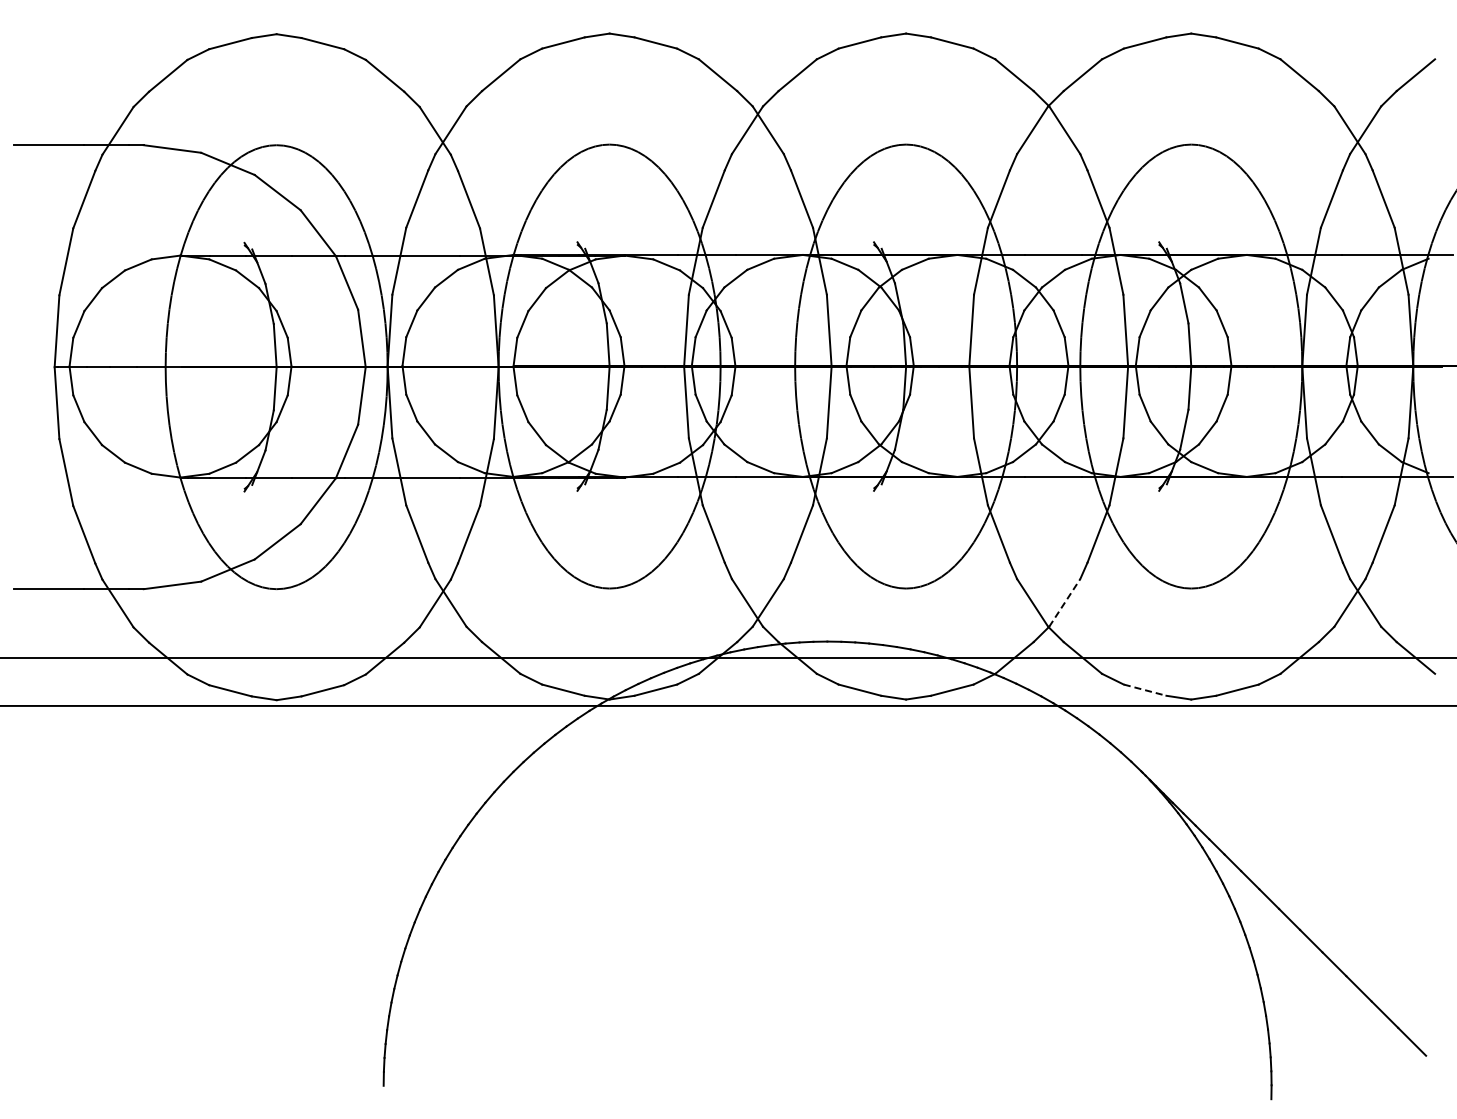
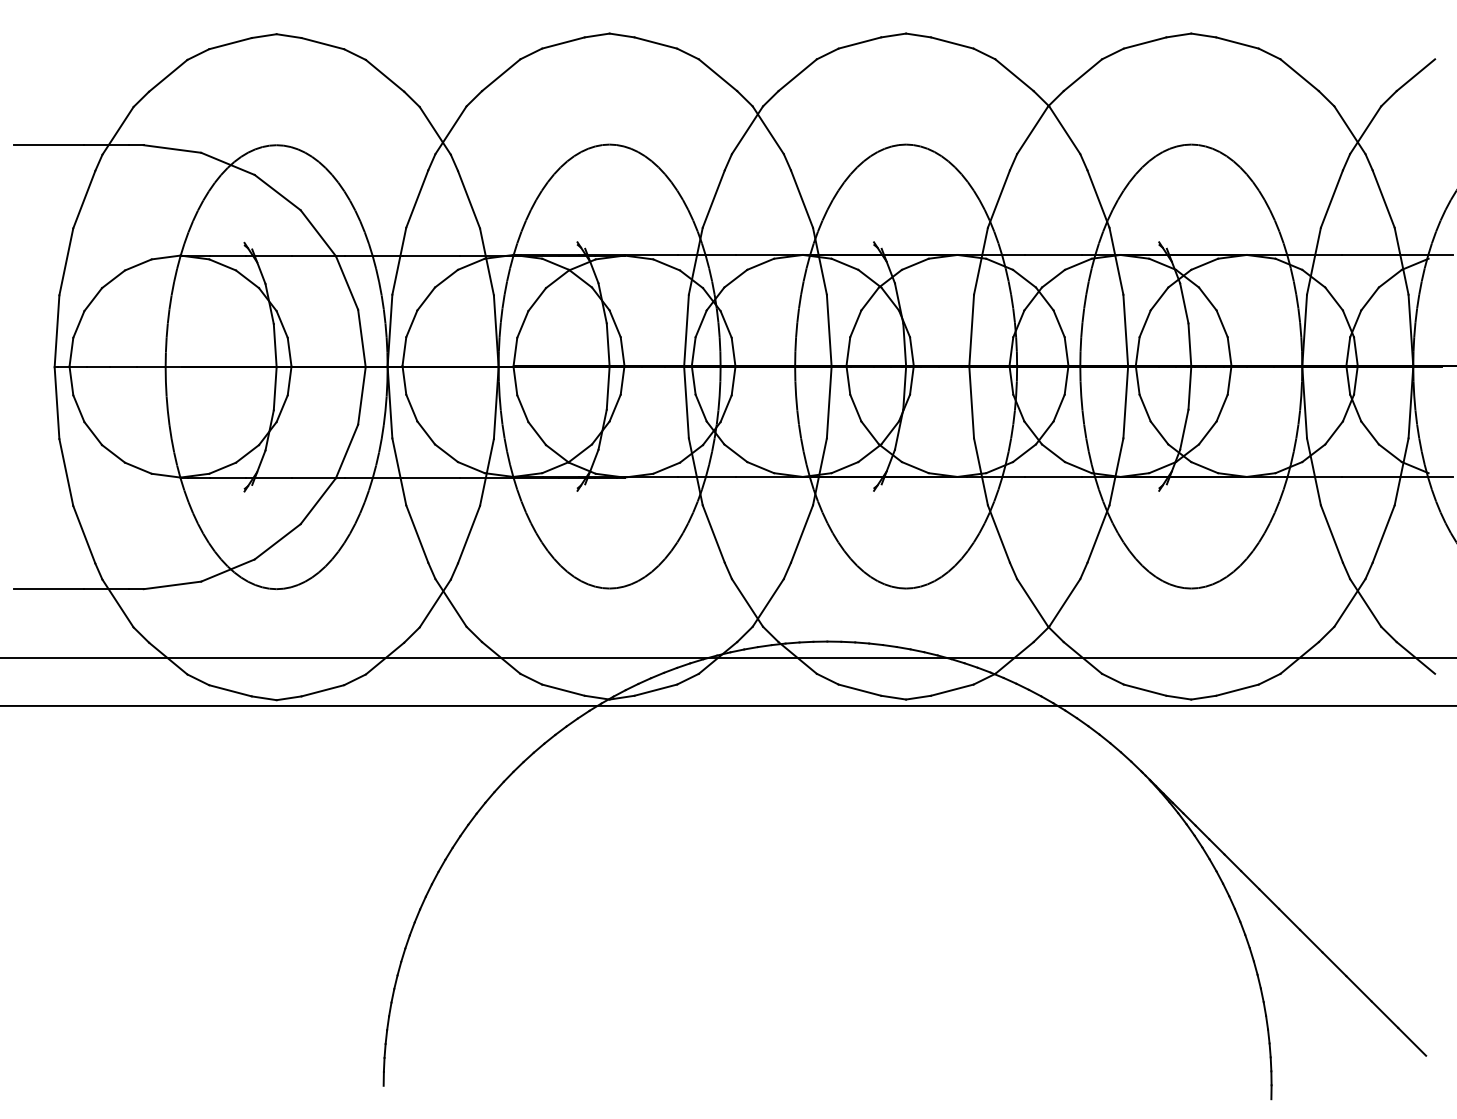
line: dashed -> solid (1065, 602)
line: dashed -> solid (1145, 690)
